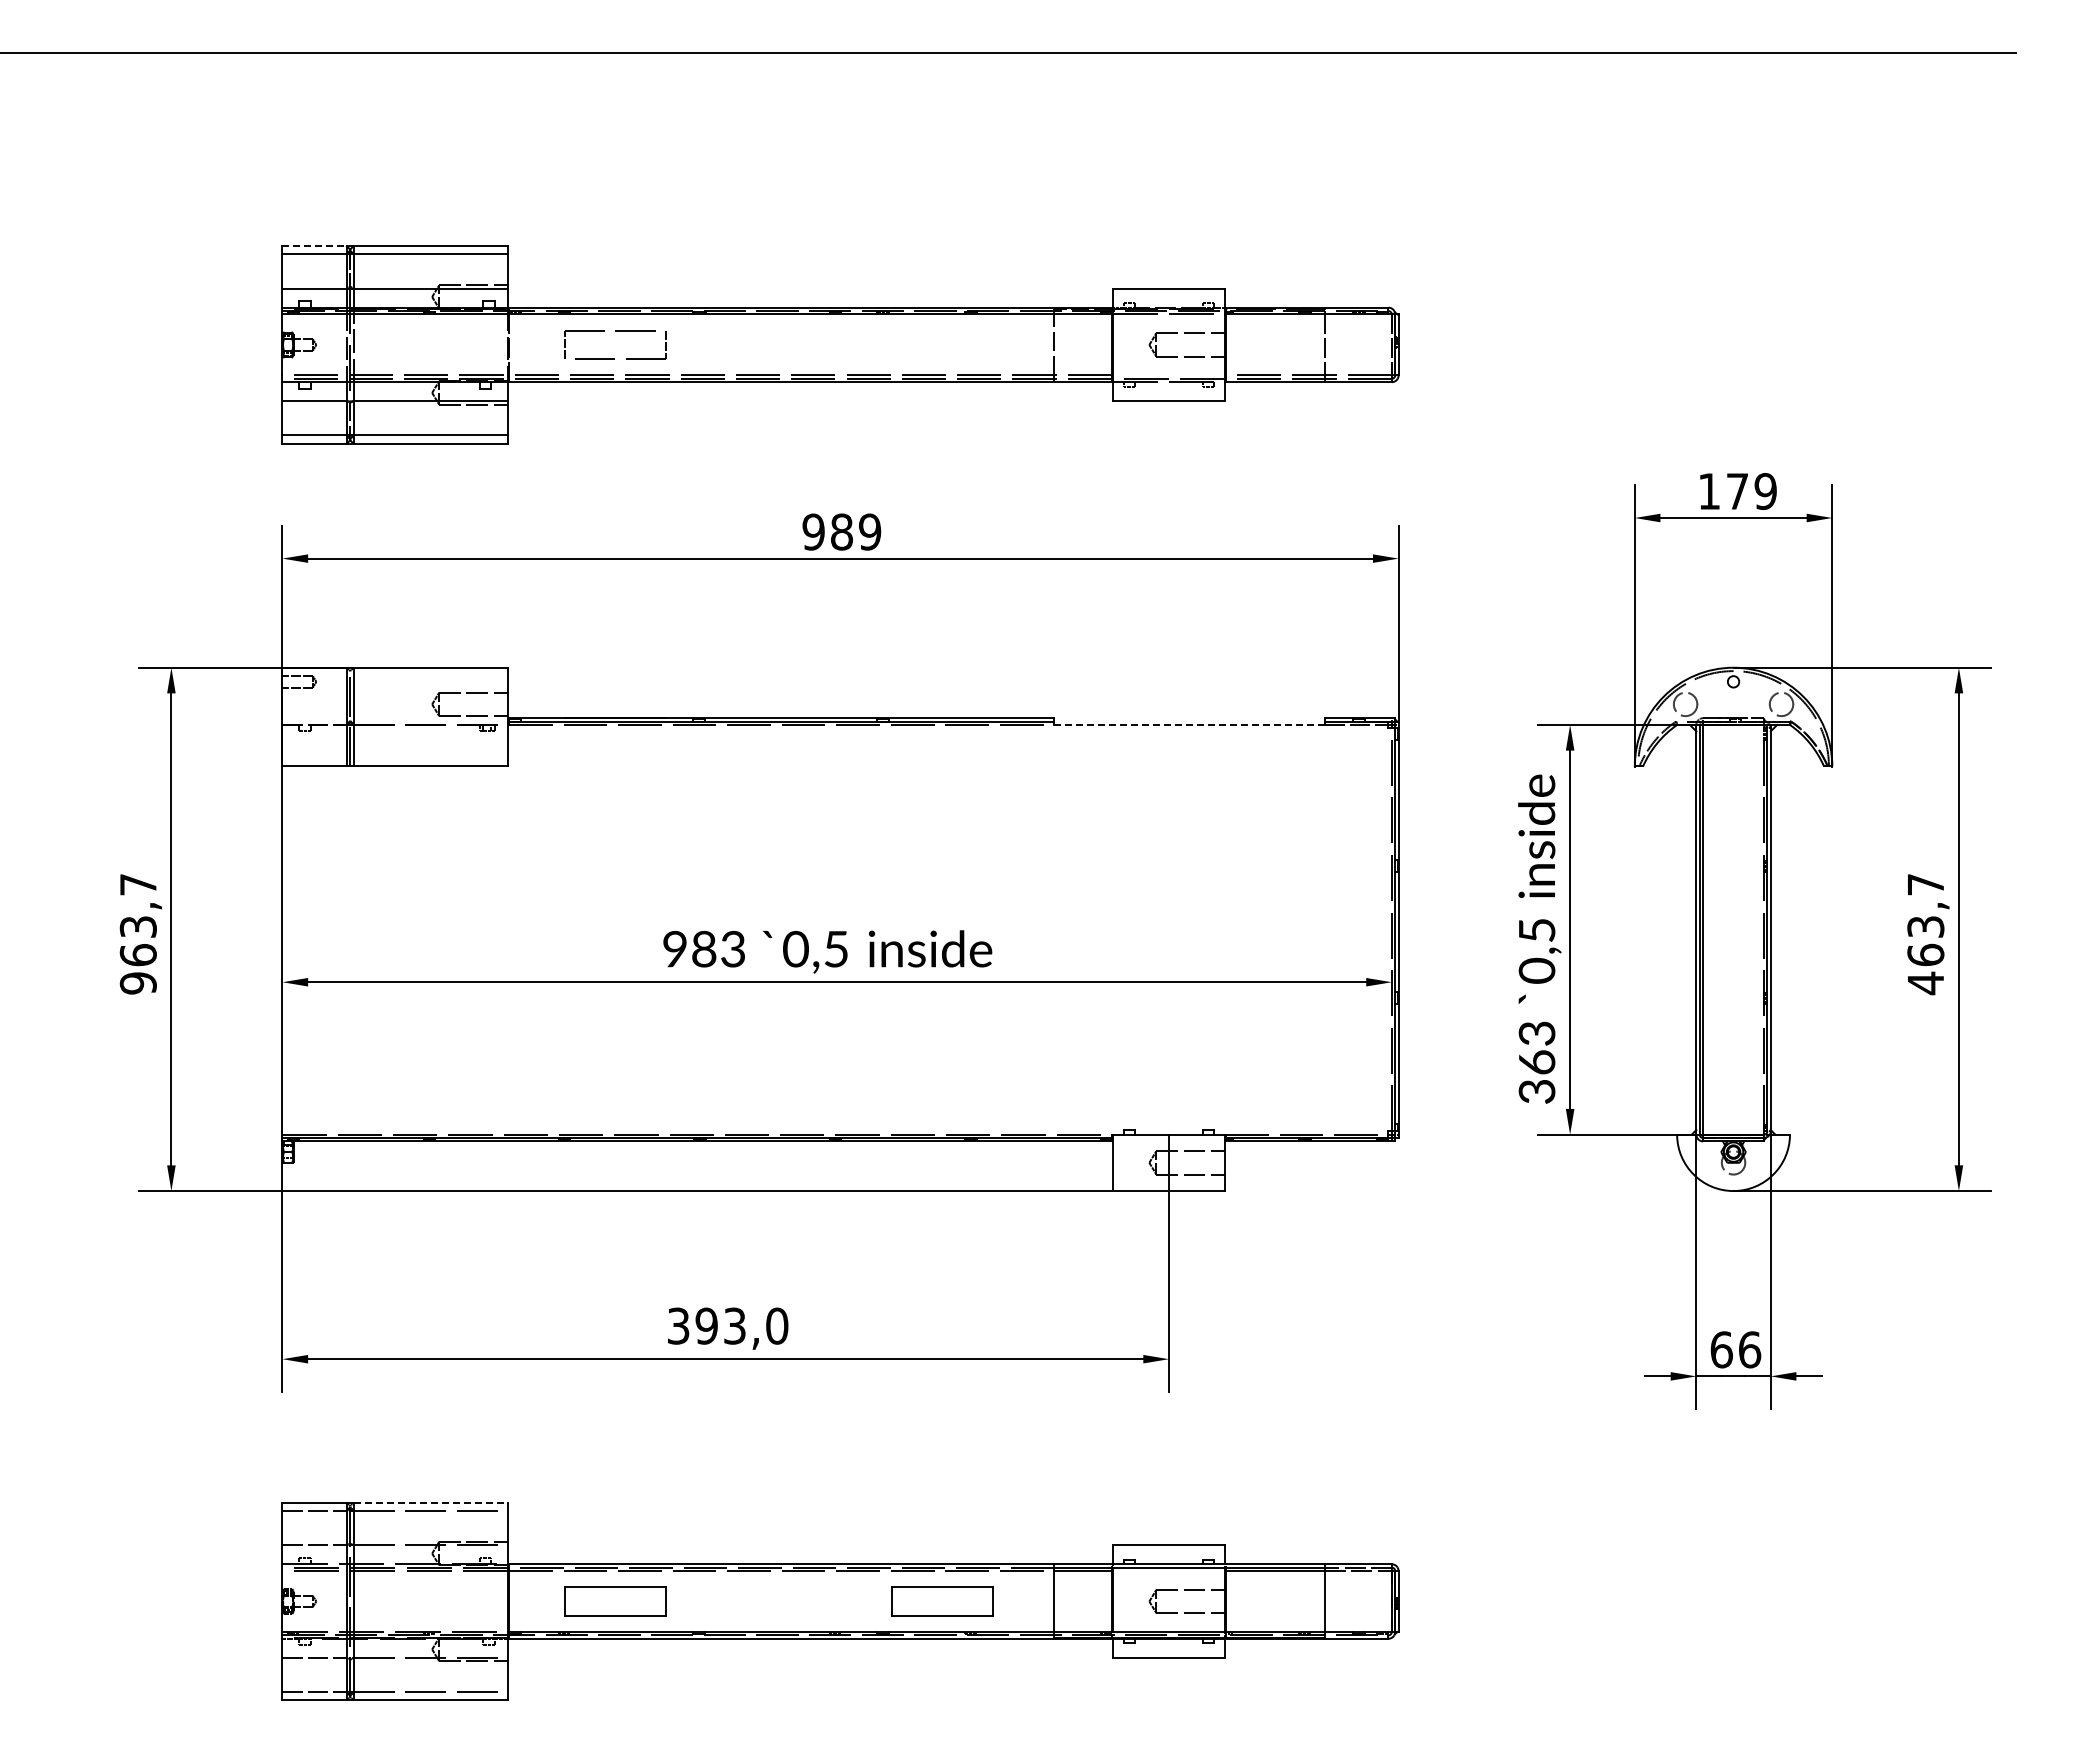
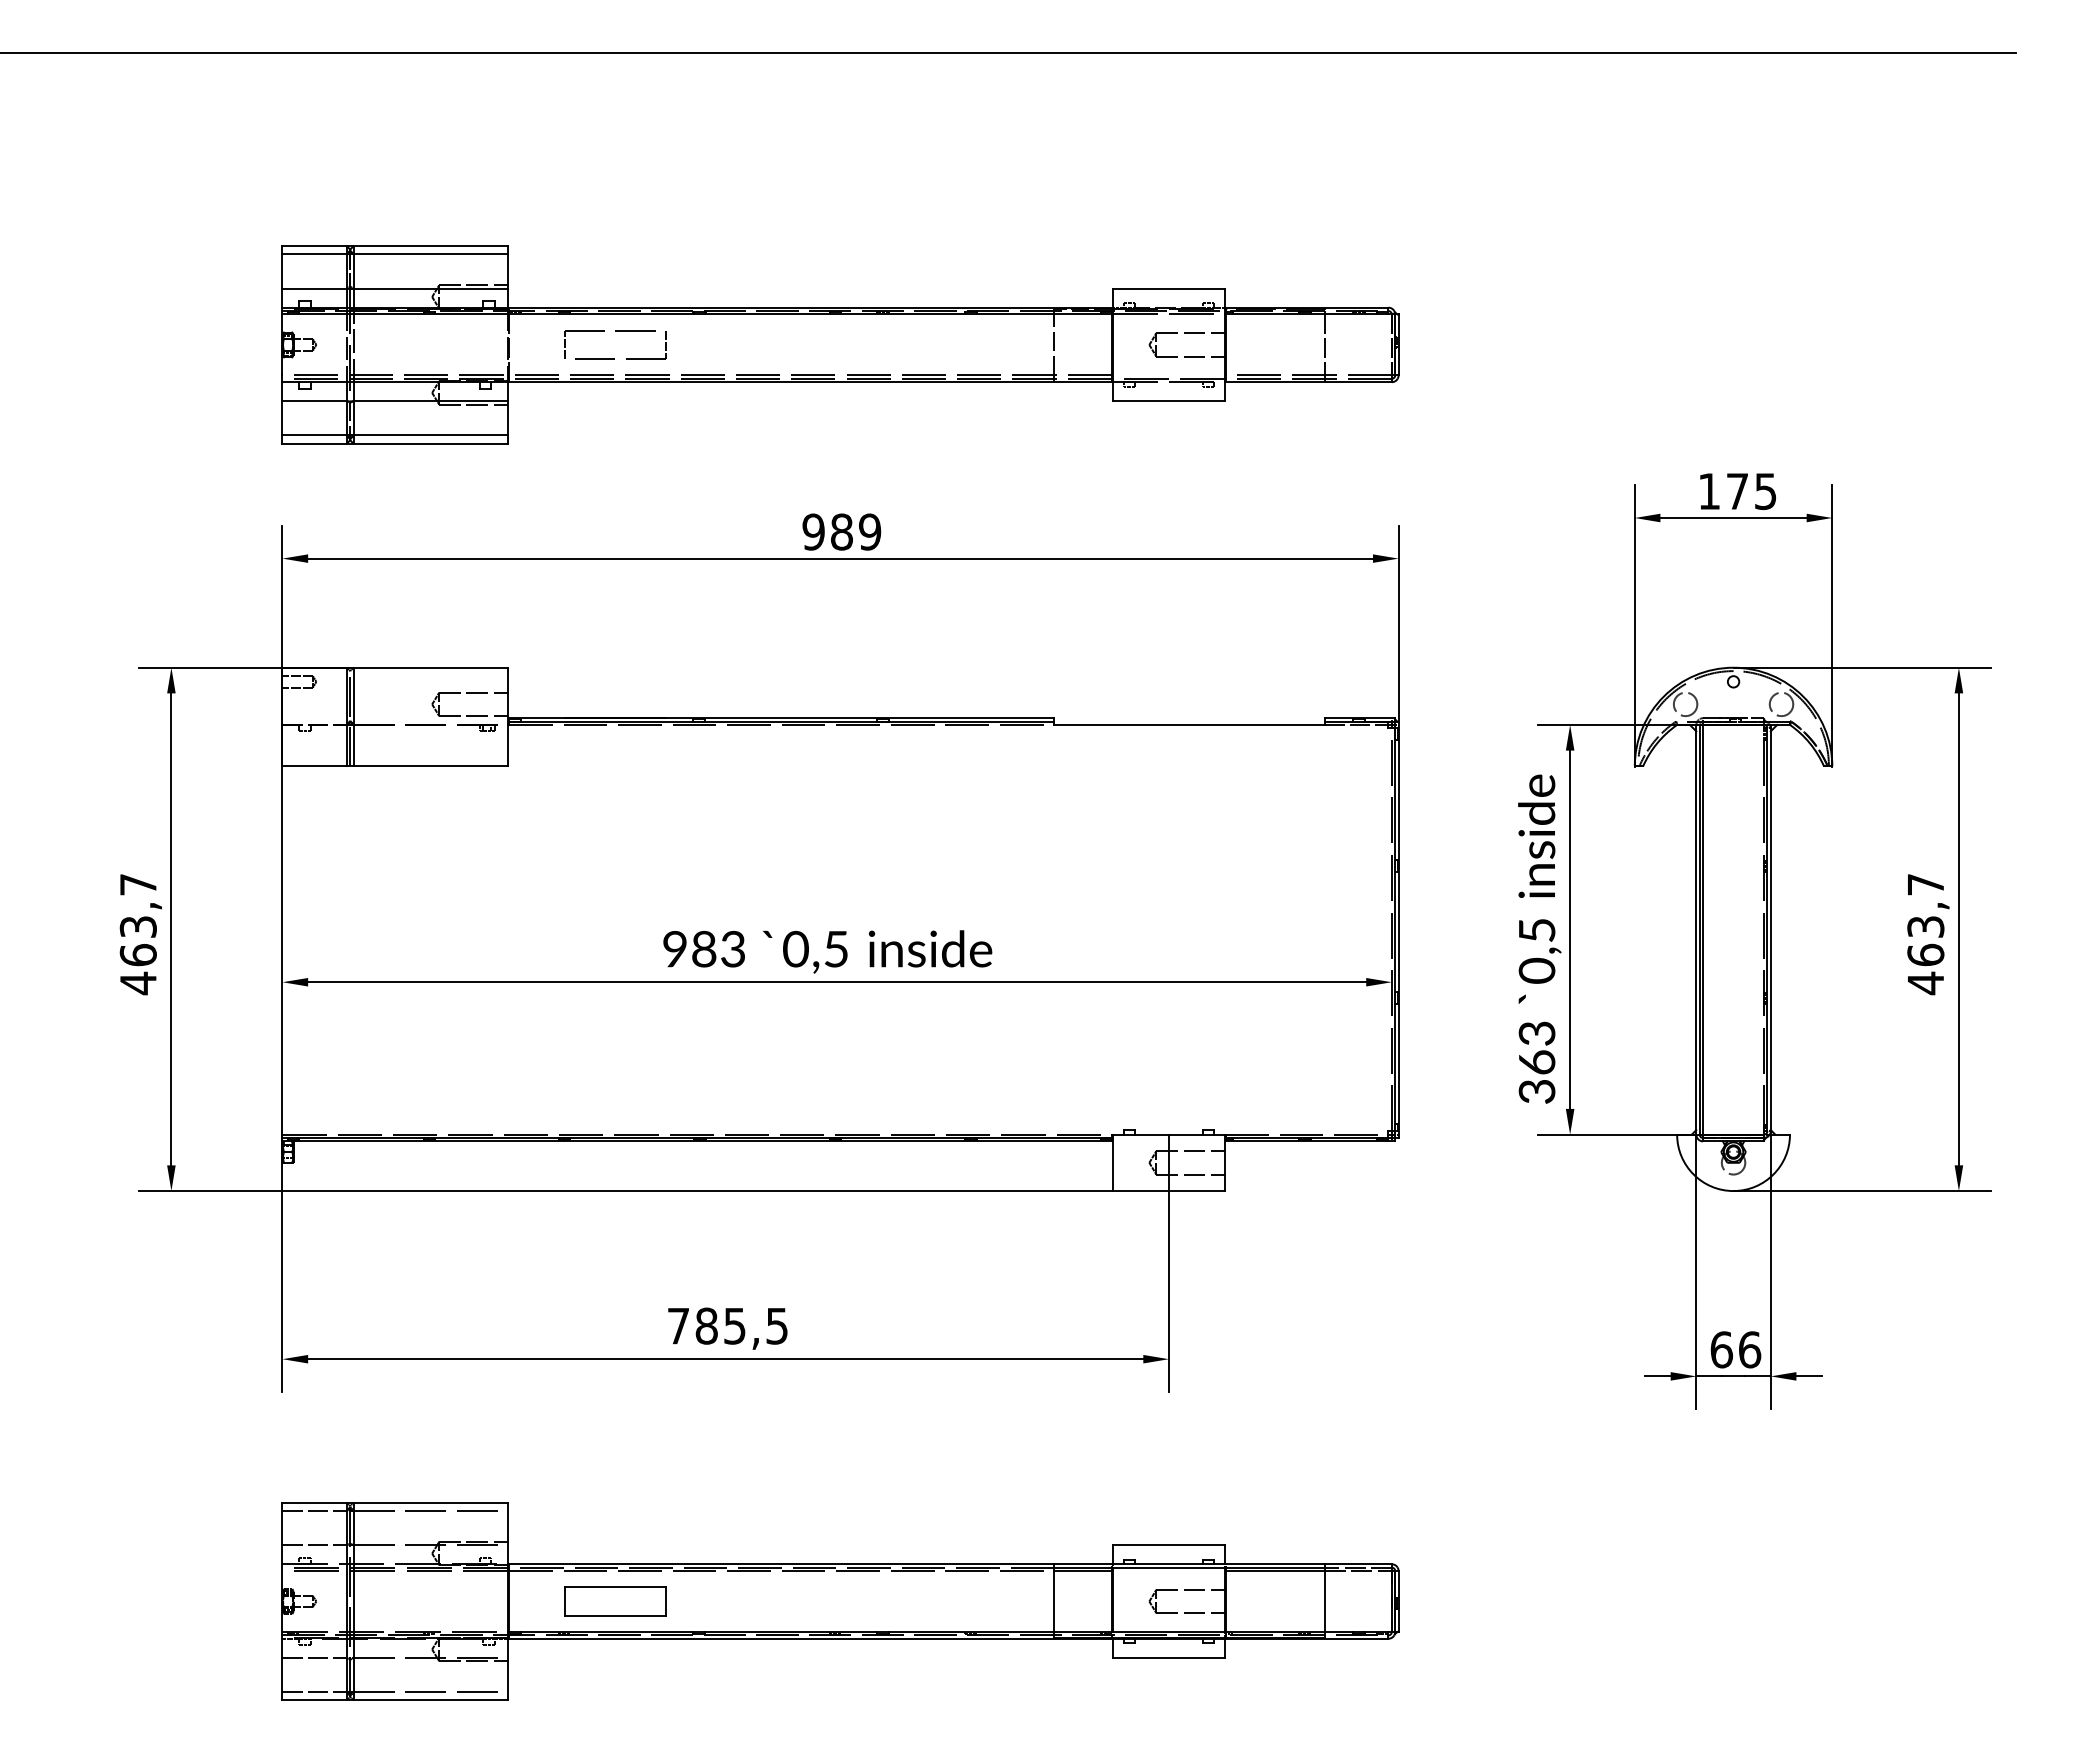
line: dashed -> solid (315, 246)
text: 179 -> 175 (1765, 491)
line: dashed -> solid (1189, 724)
text: 963,7 -> 463,7 (137, 983)
text: 393,0 -> 785,5 (728, 1325)
line: dashed -> solid (431, 1502)
part: present -> none (942, 1601)
